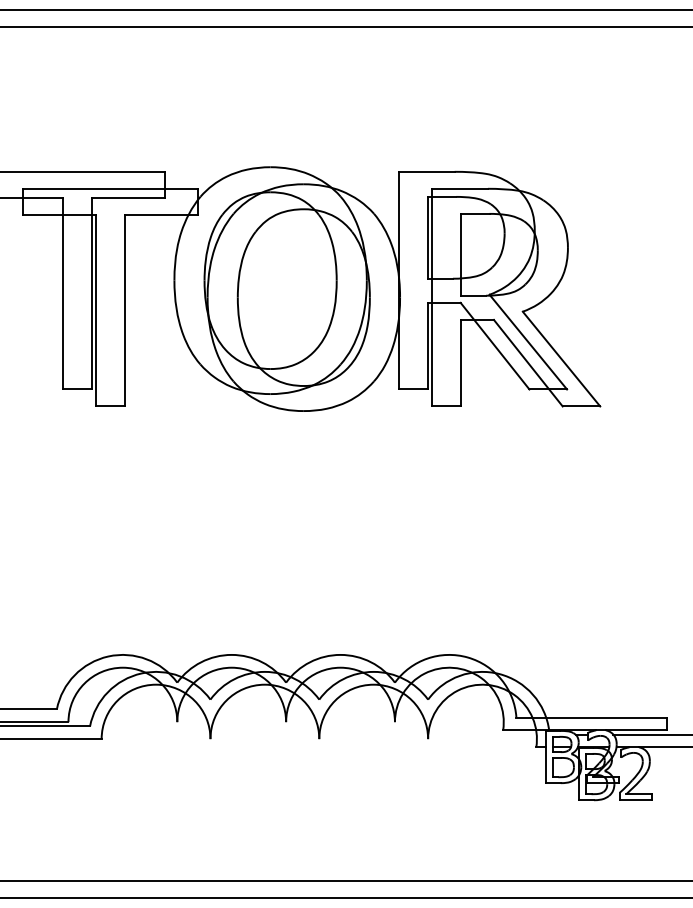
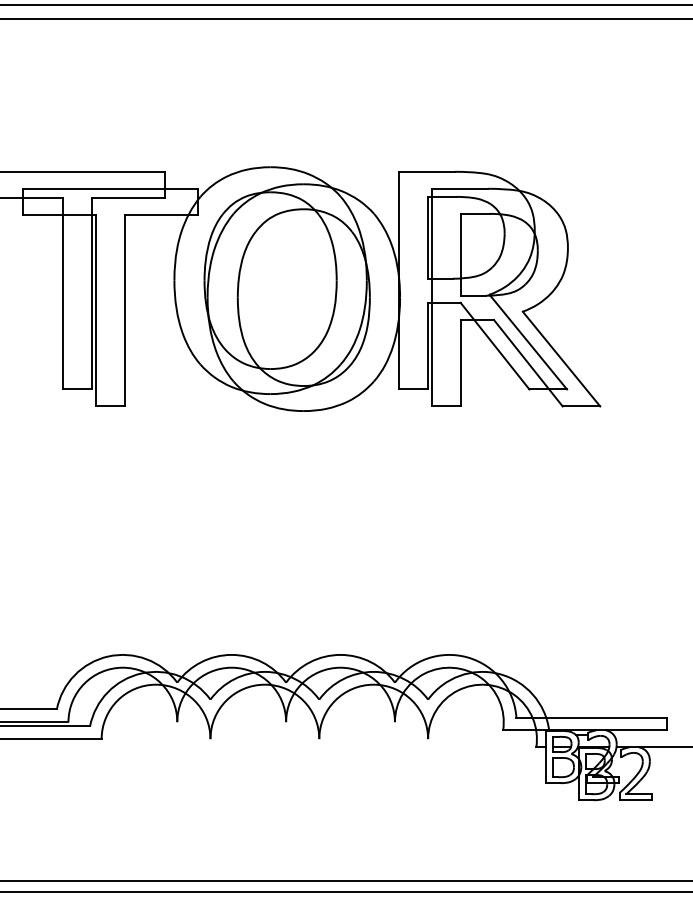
line position: (345, 10) -> (345, 5) (345, 5)
line position: (345, 27) -> (345, 19) (345, 19)
line: present -> none (651, 734)
line position: (345, 897) -> (345, 891) (345, 891)
